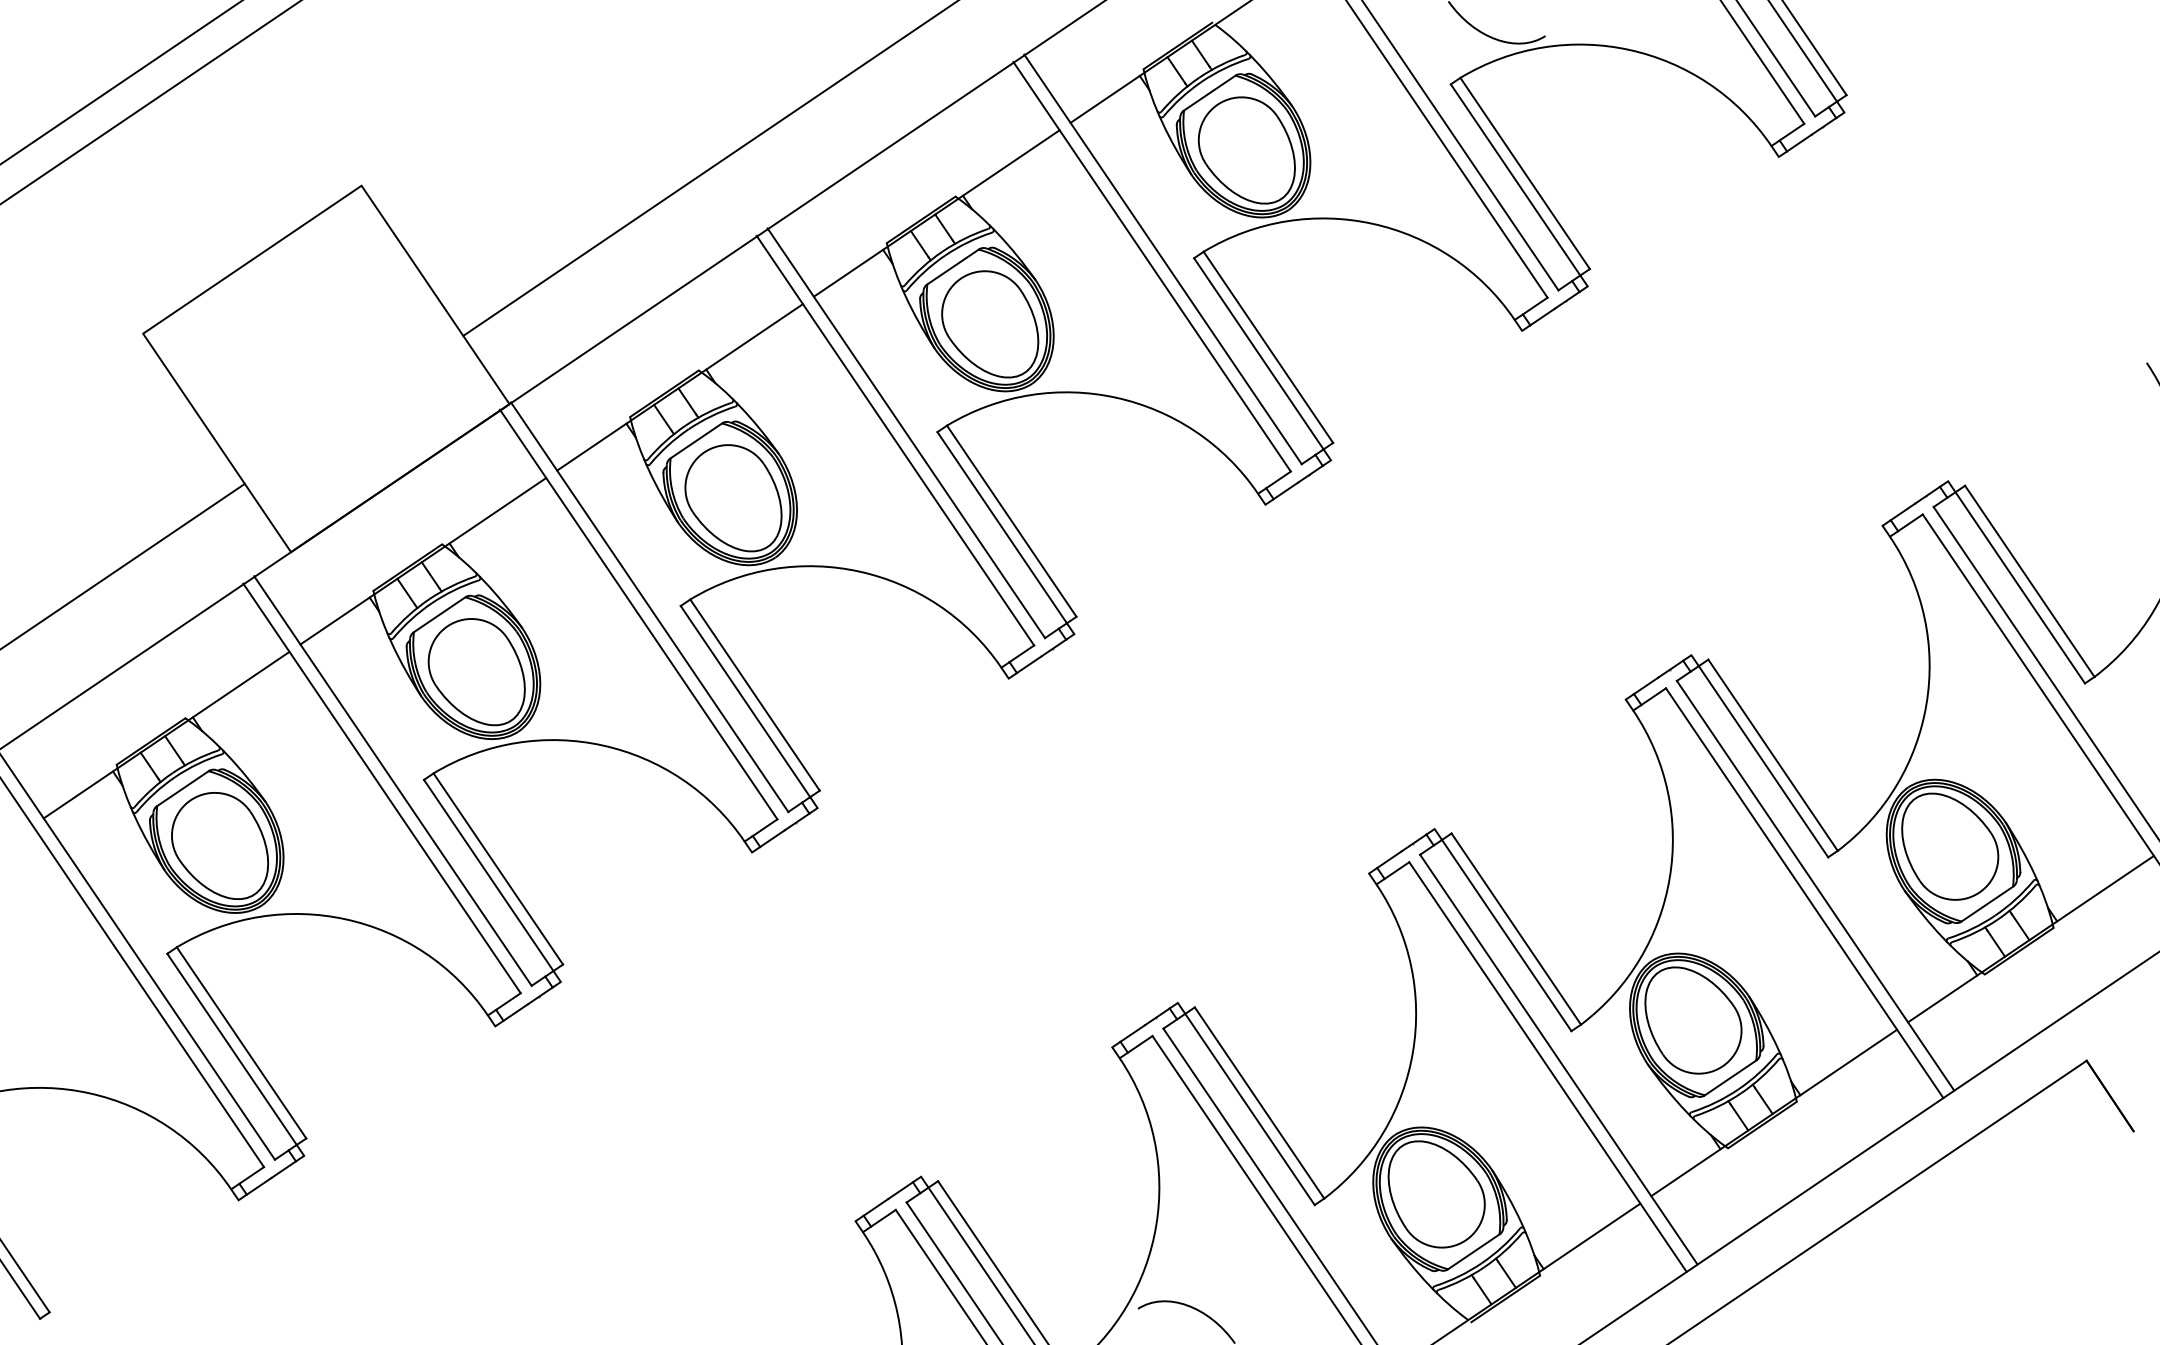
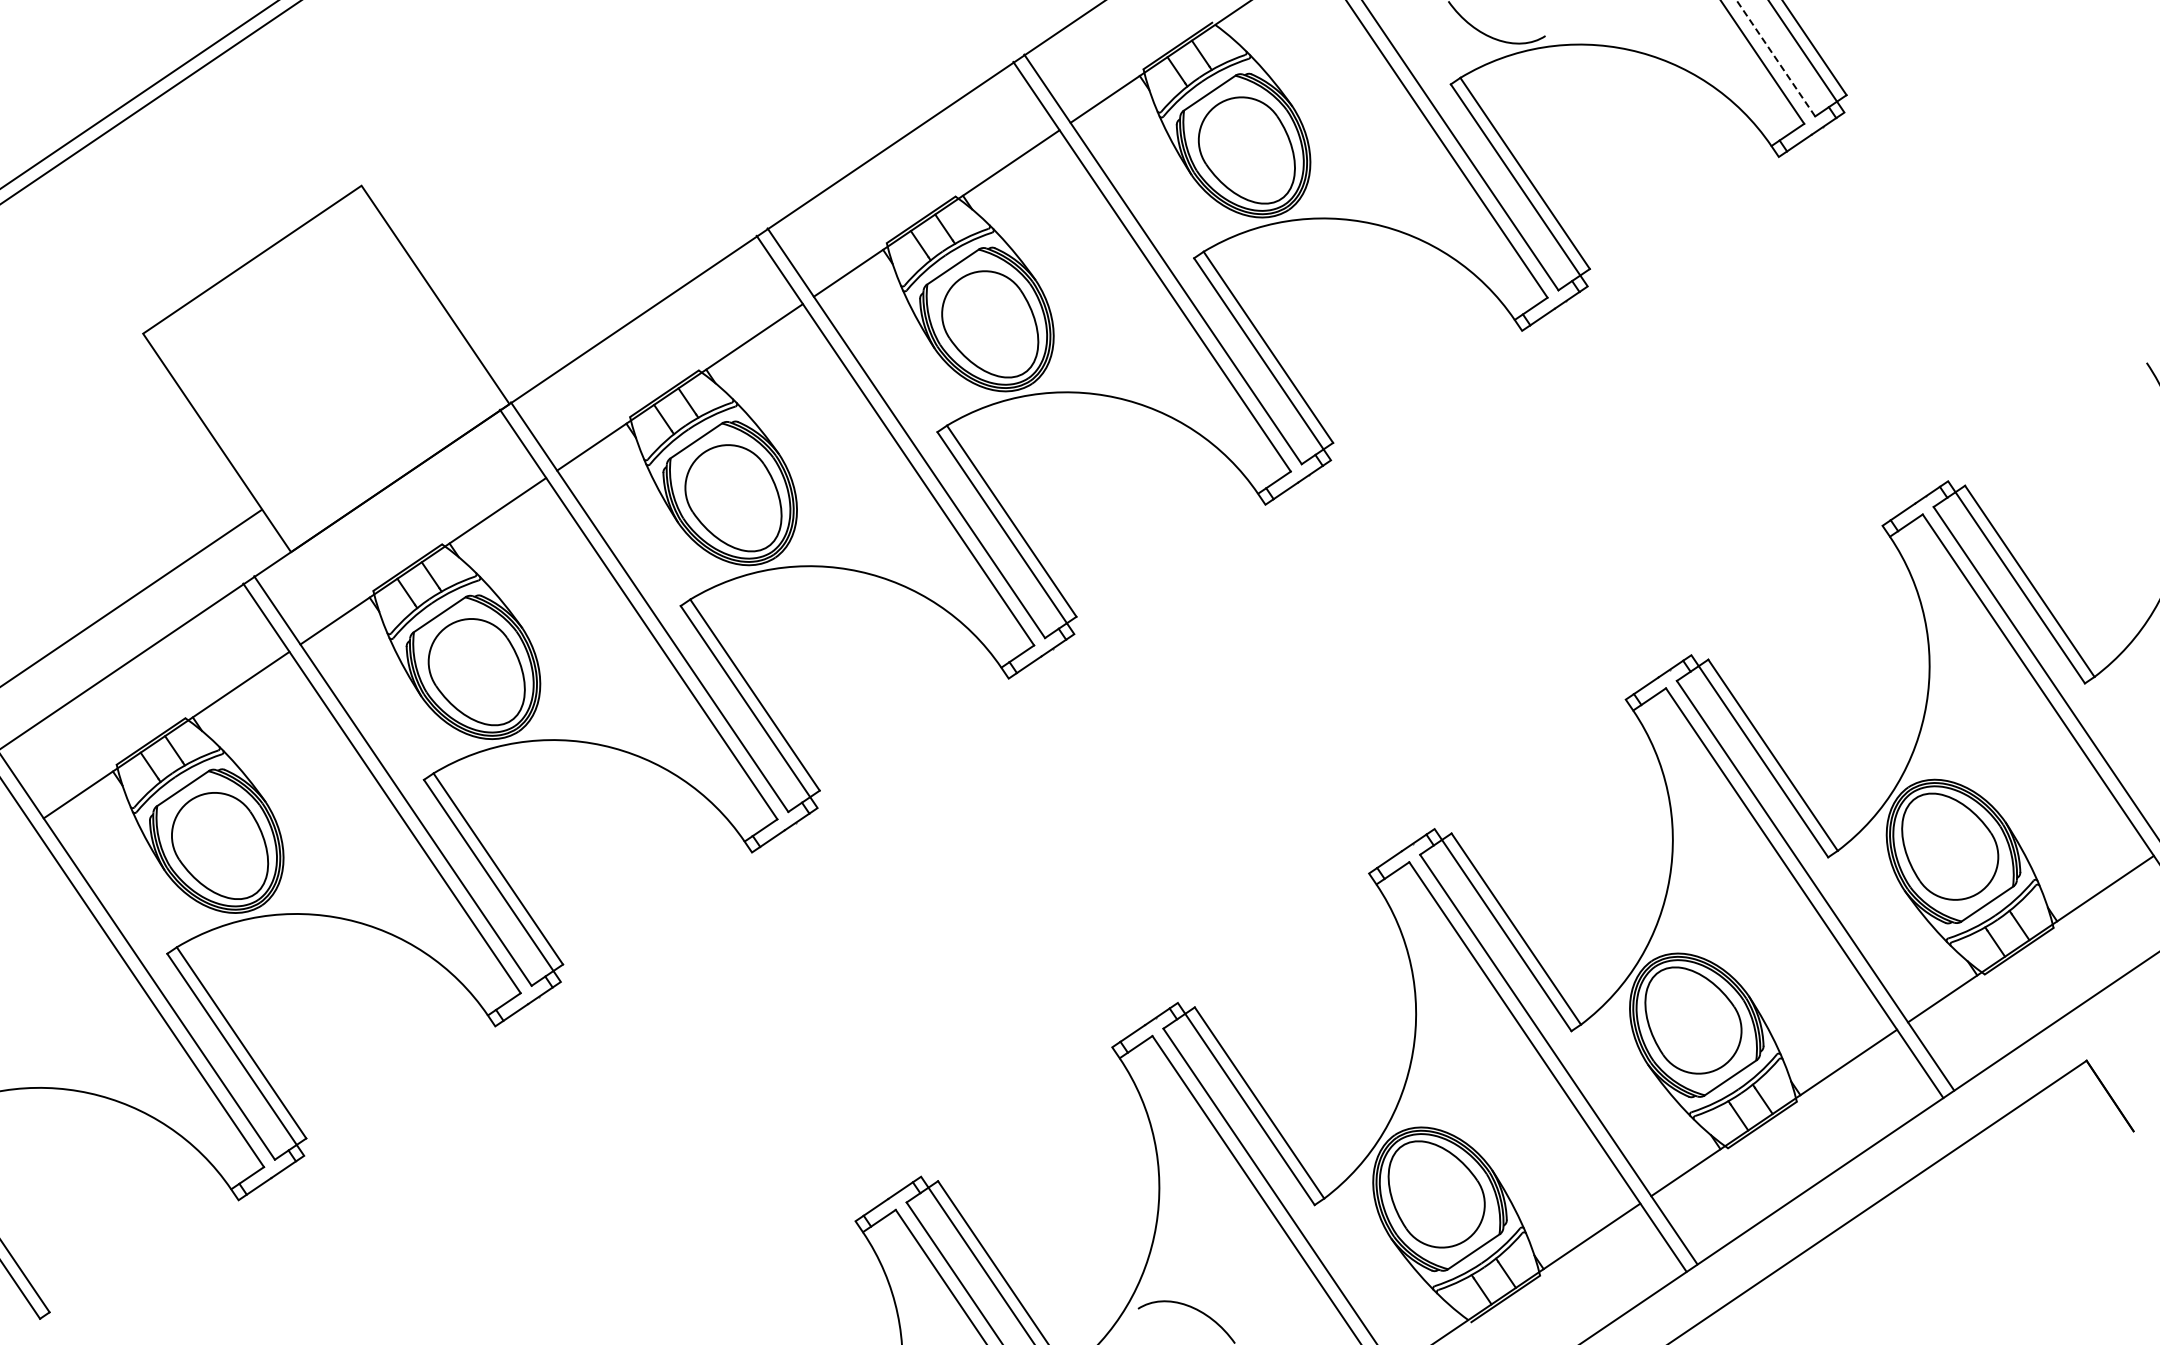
line: solid -> dashed (1775, 58)
line position: (121, 82) -> (139, 94) (139, 94)
line: present -> none (709, 168)
line position: (123, 565) -> (131, 597) (131, 597)
